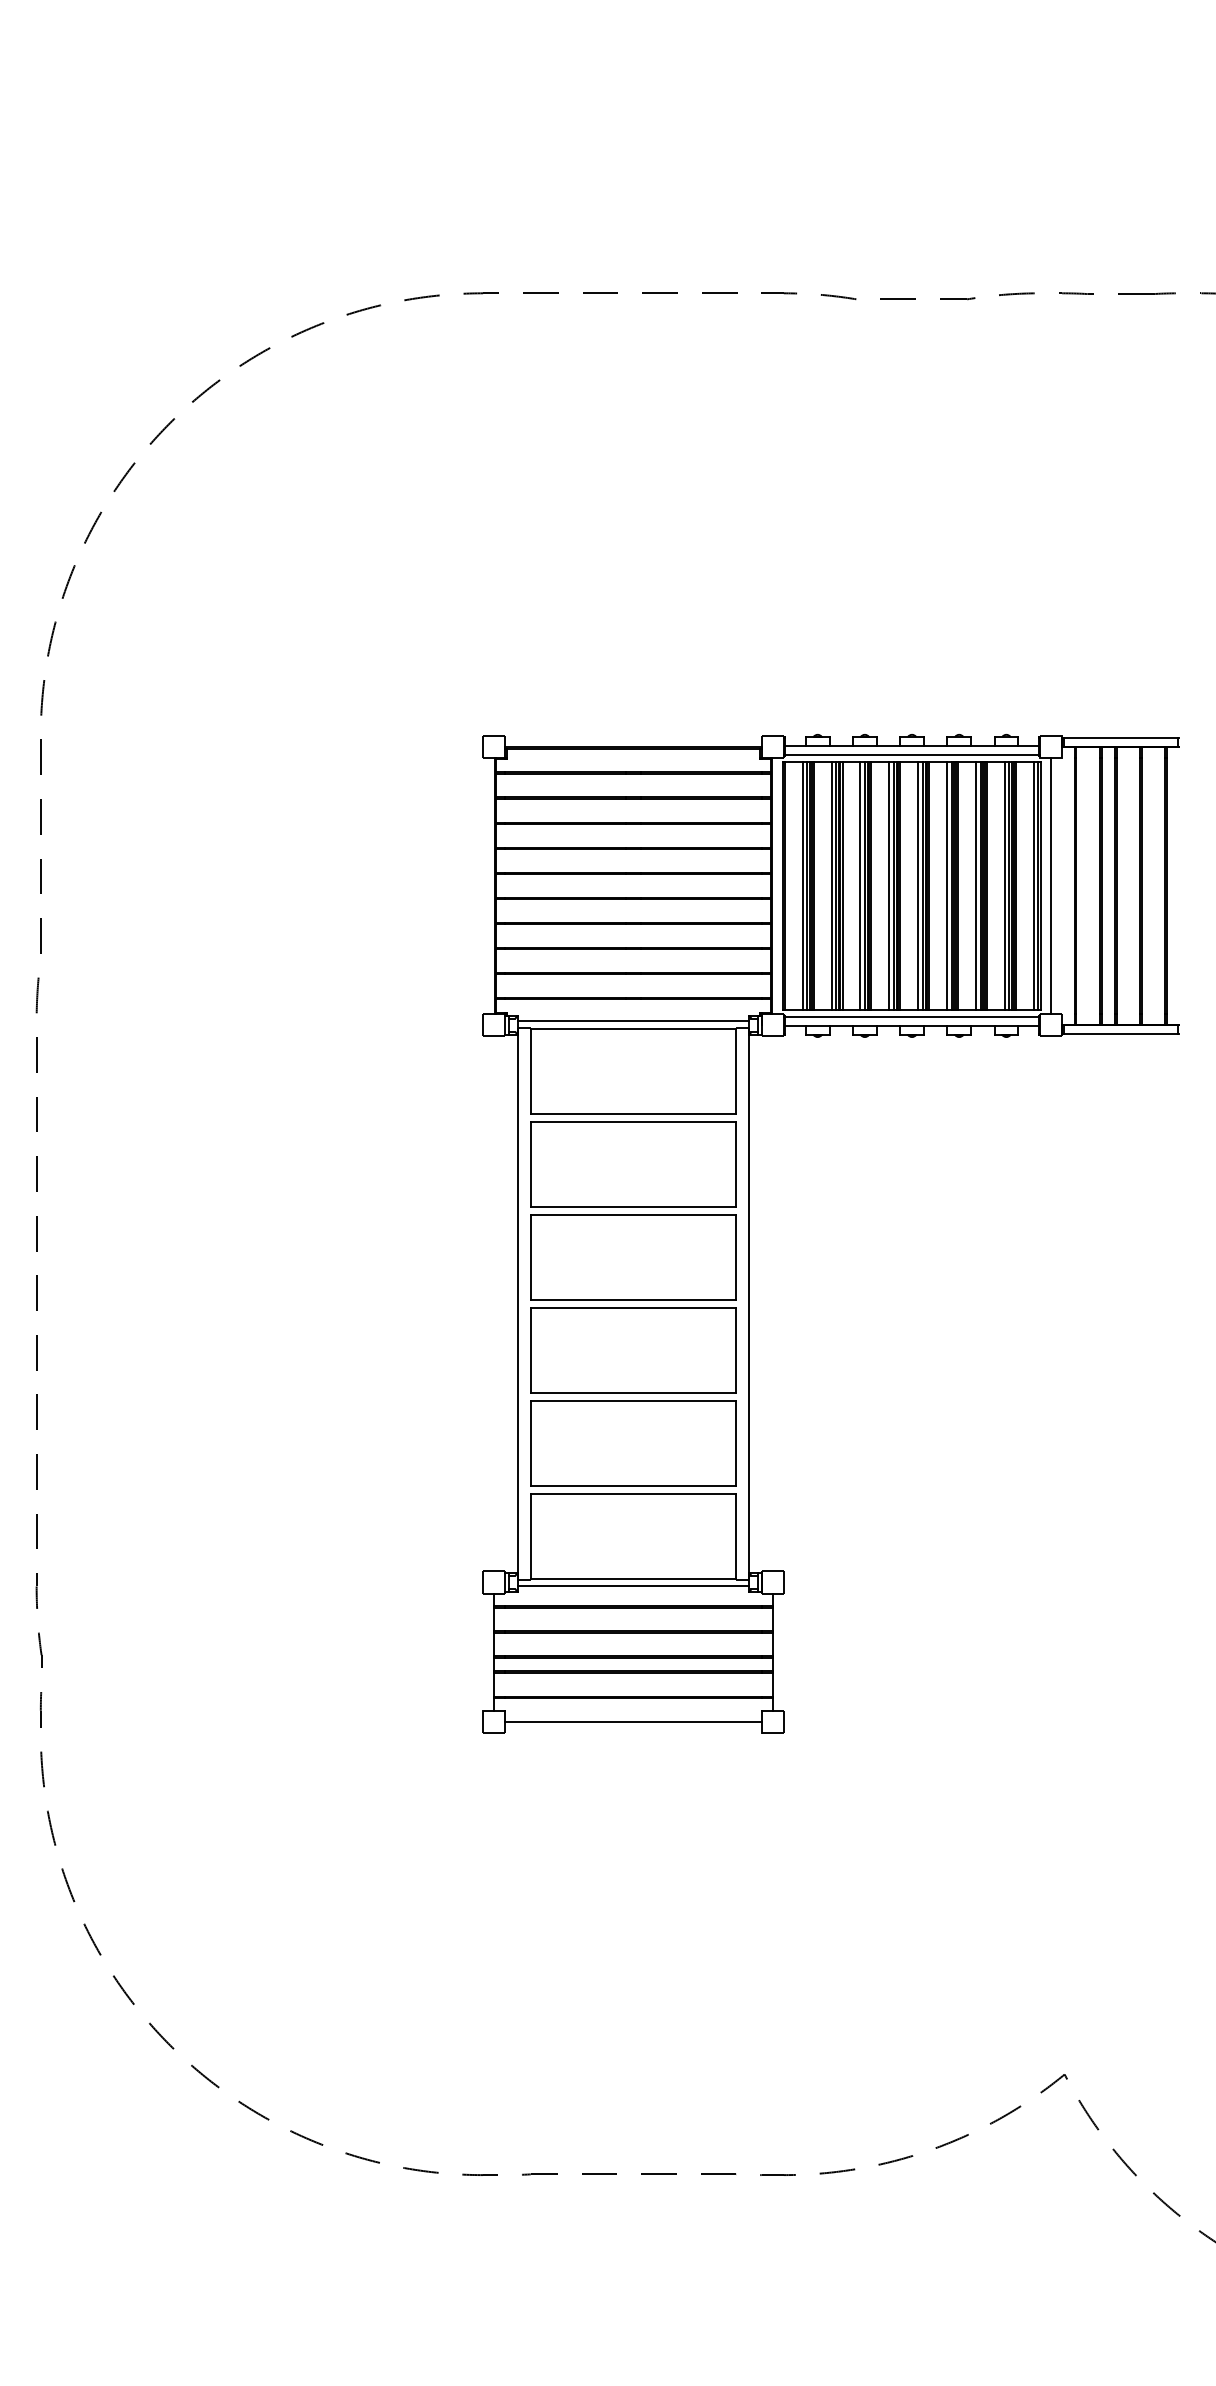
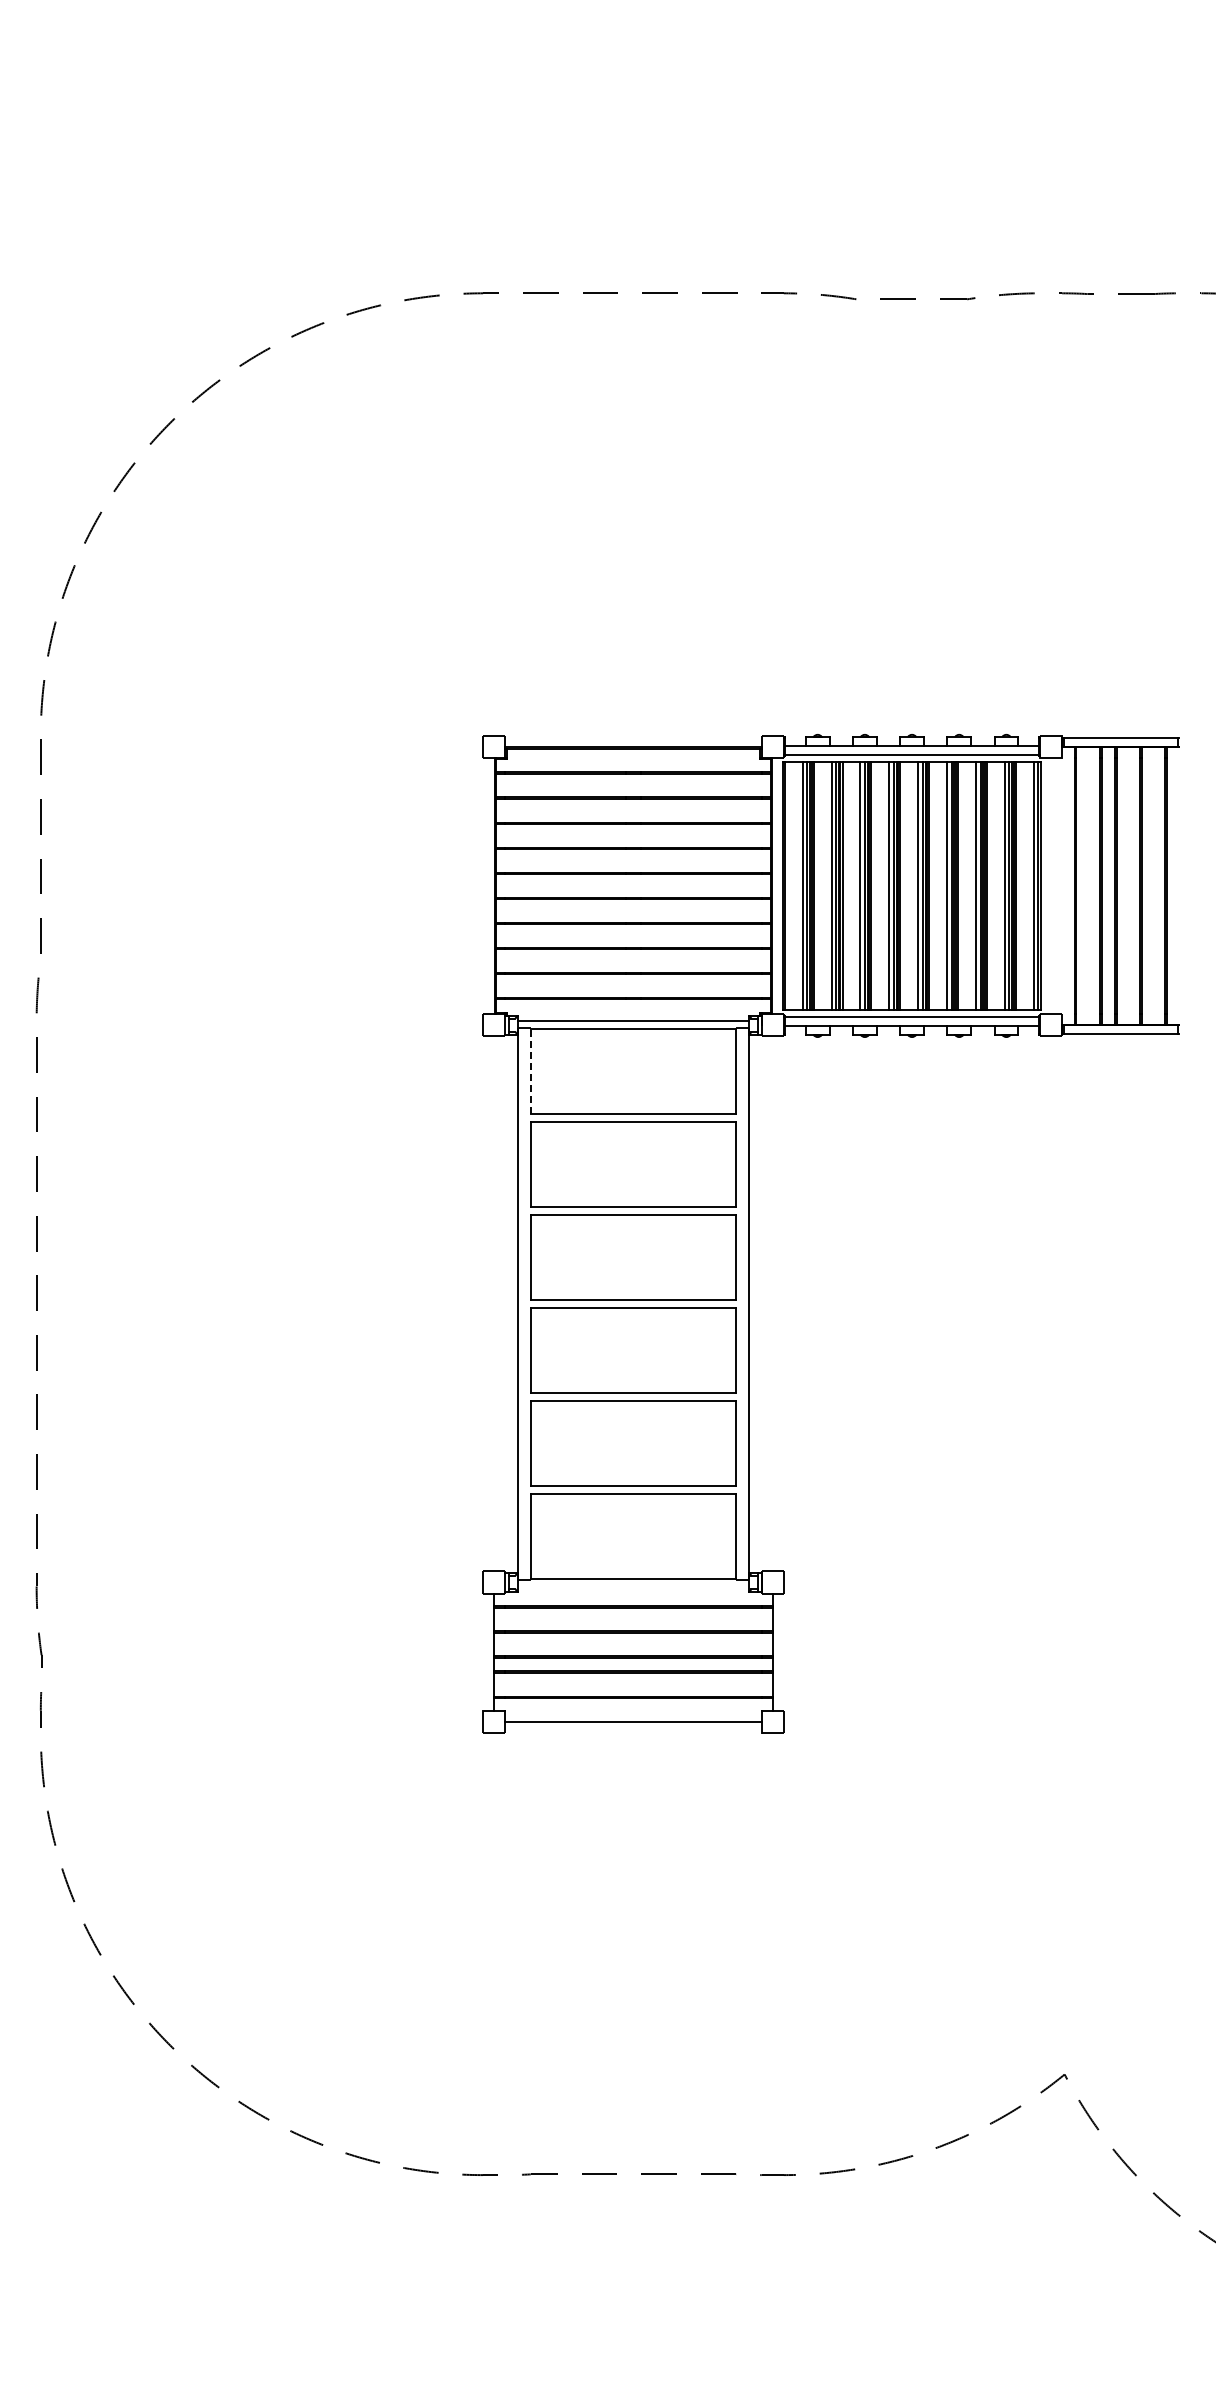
line: present -> none (1051, 885)
line: solid -> dashed (530, 1071)
line: present -> none (633, 1586)
